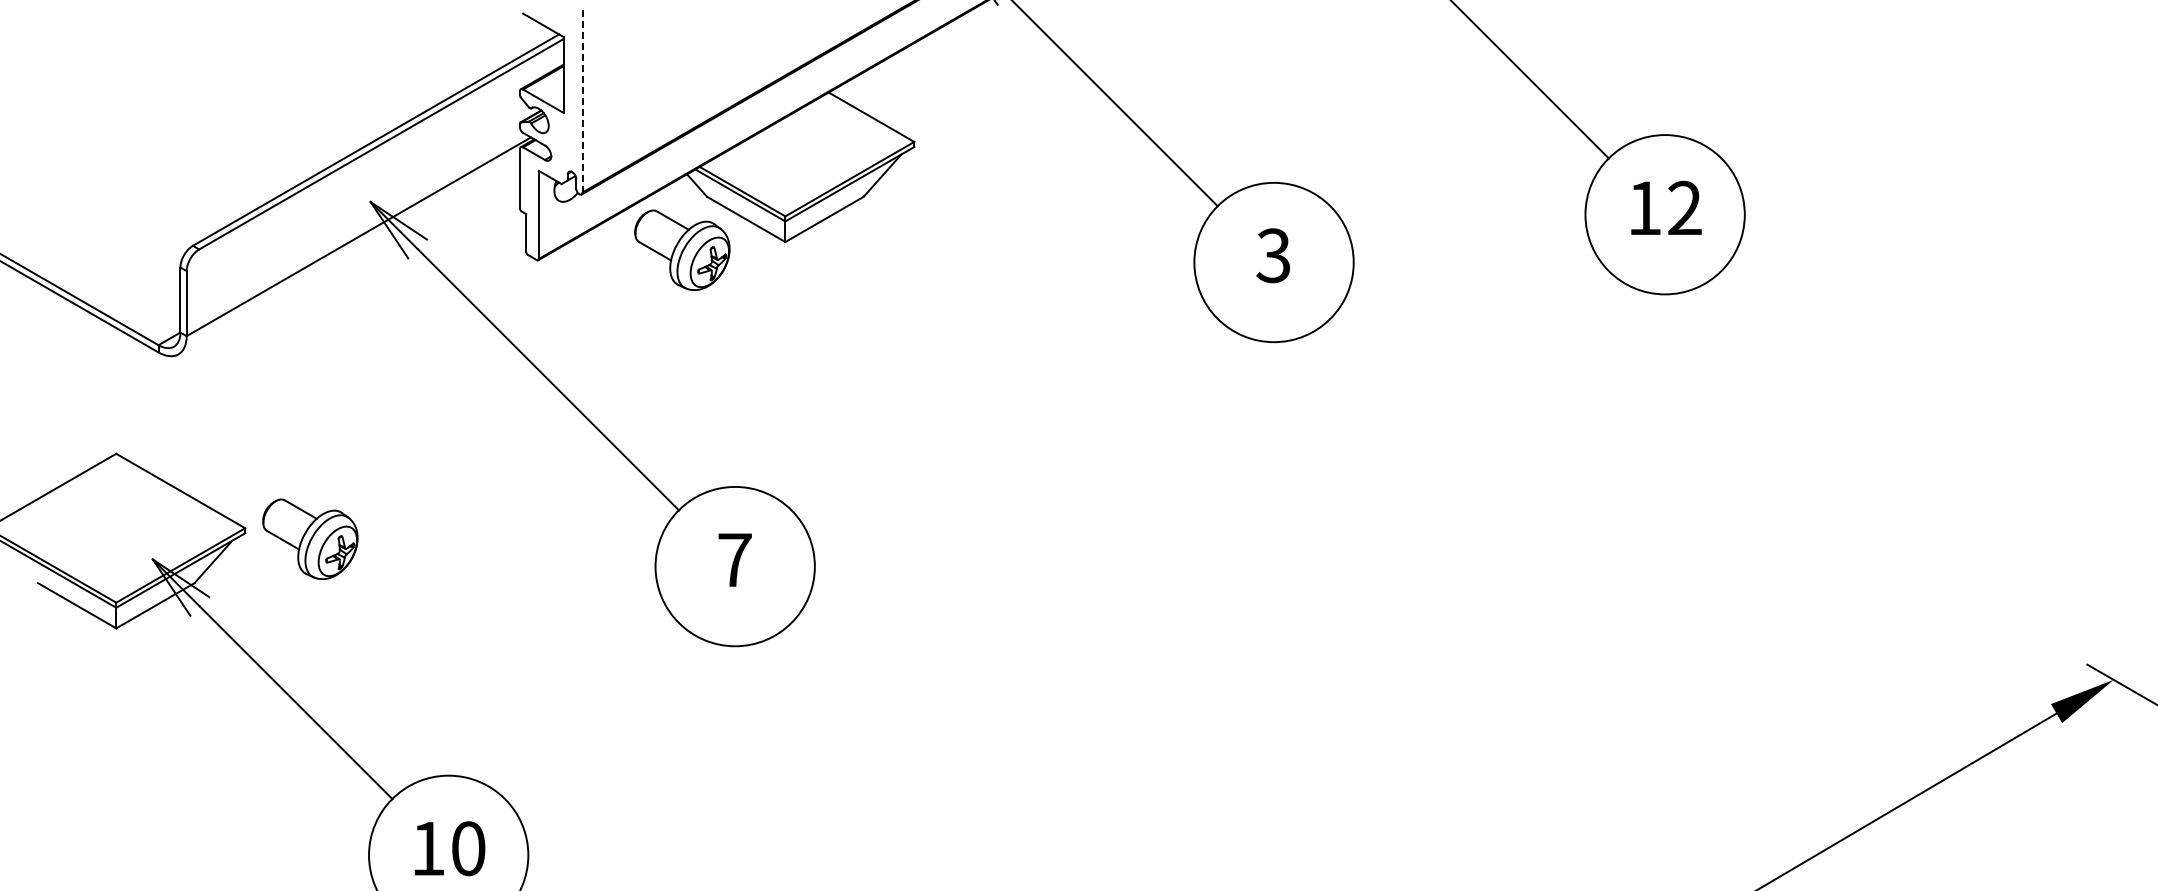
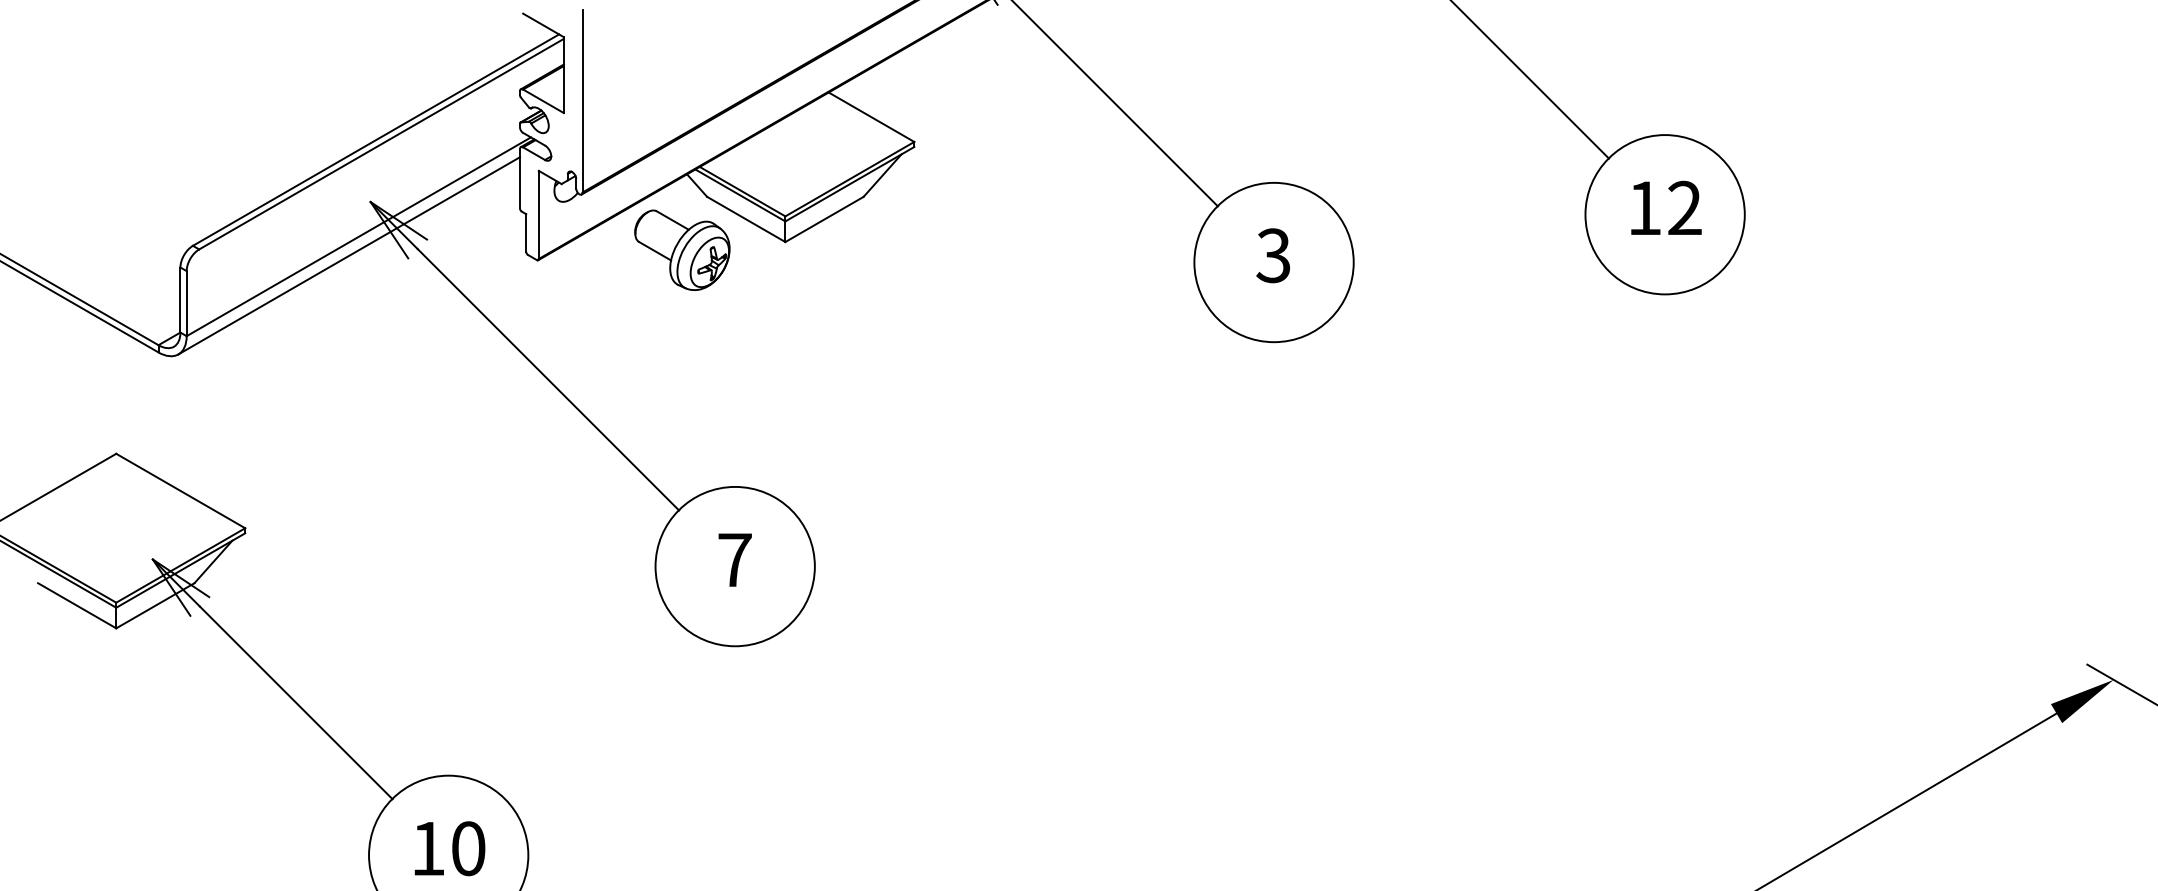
line: dashed -> solid (582, 101)
line: none -> present (349, 255)
part: present -> none (310, 538)
